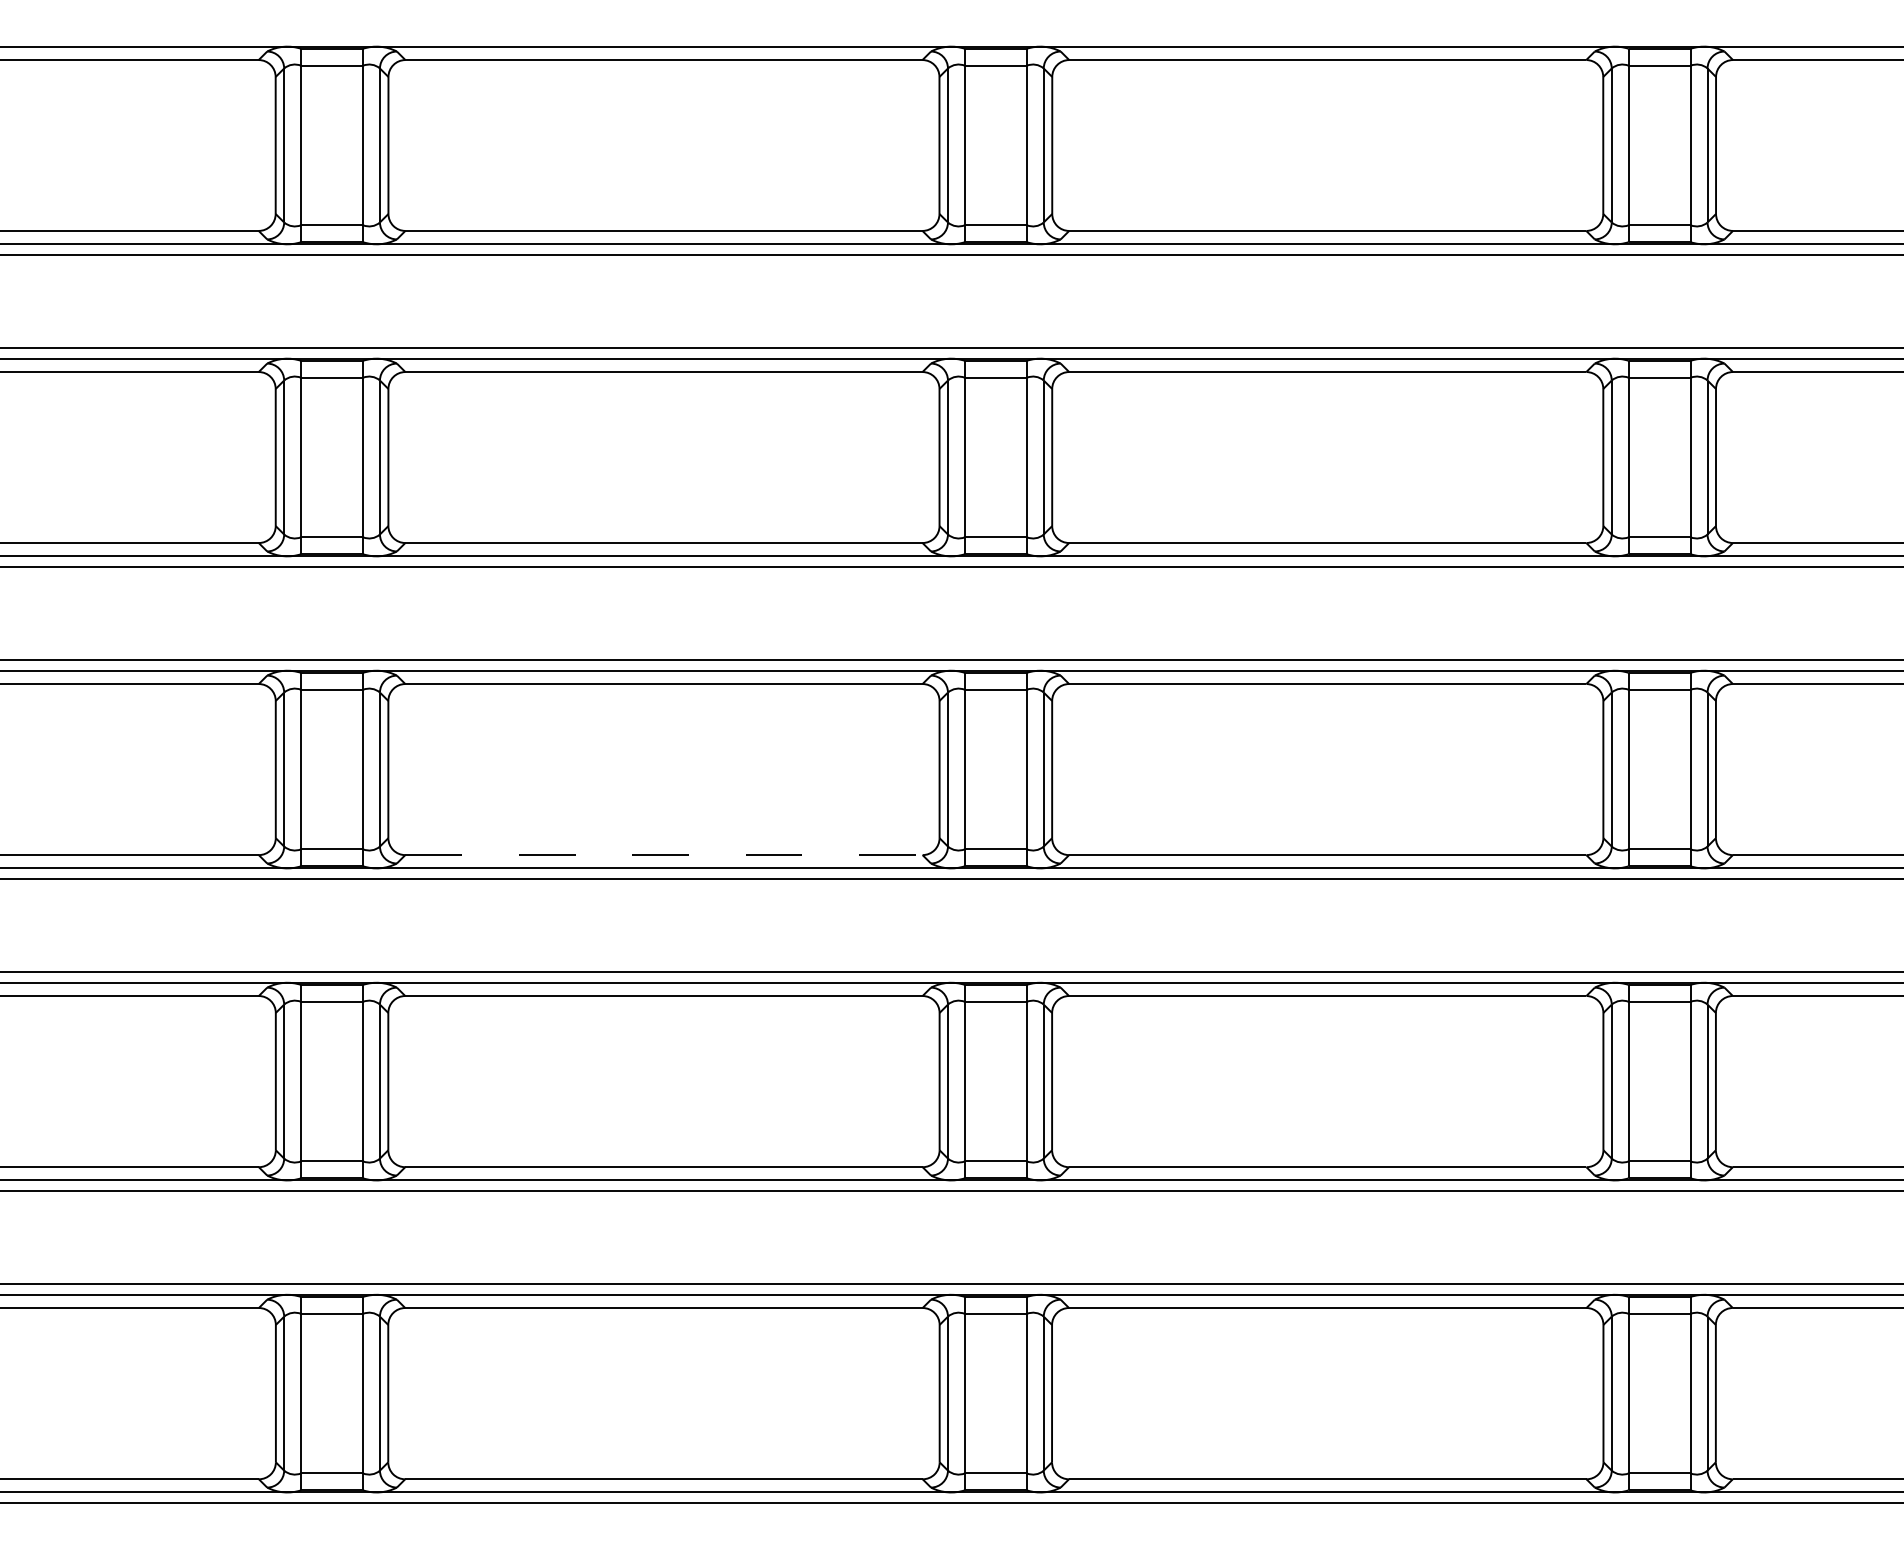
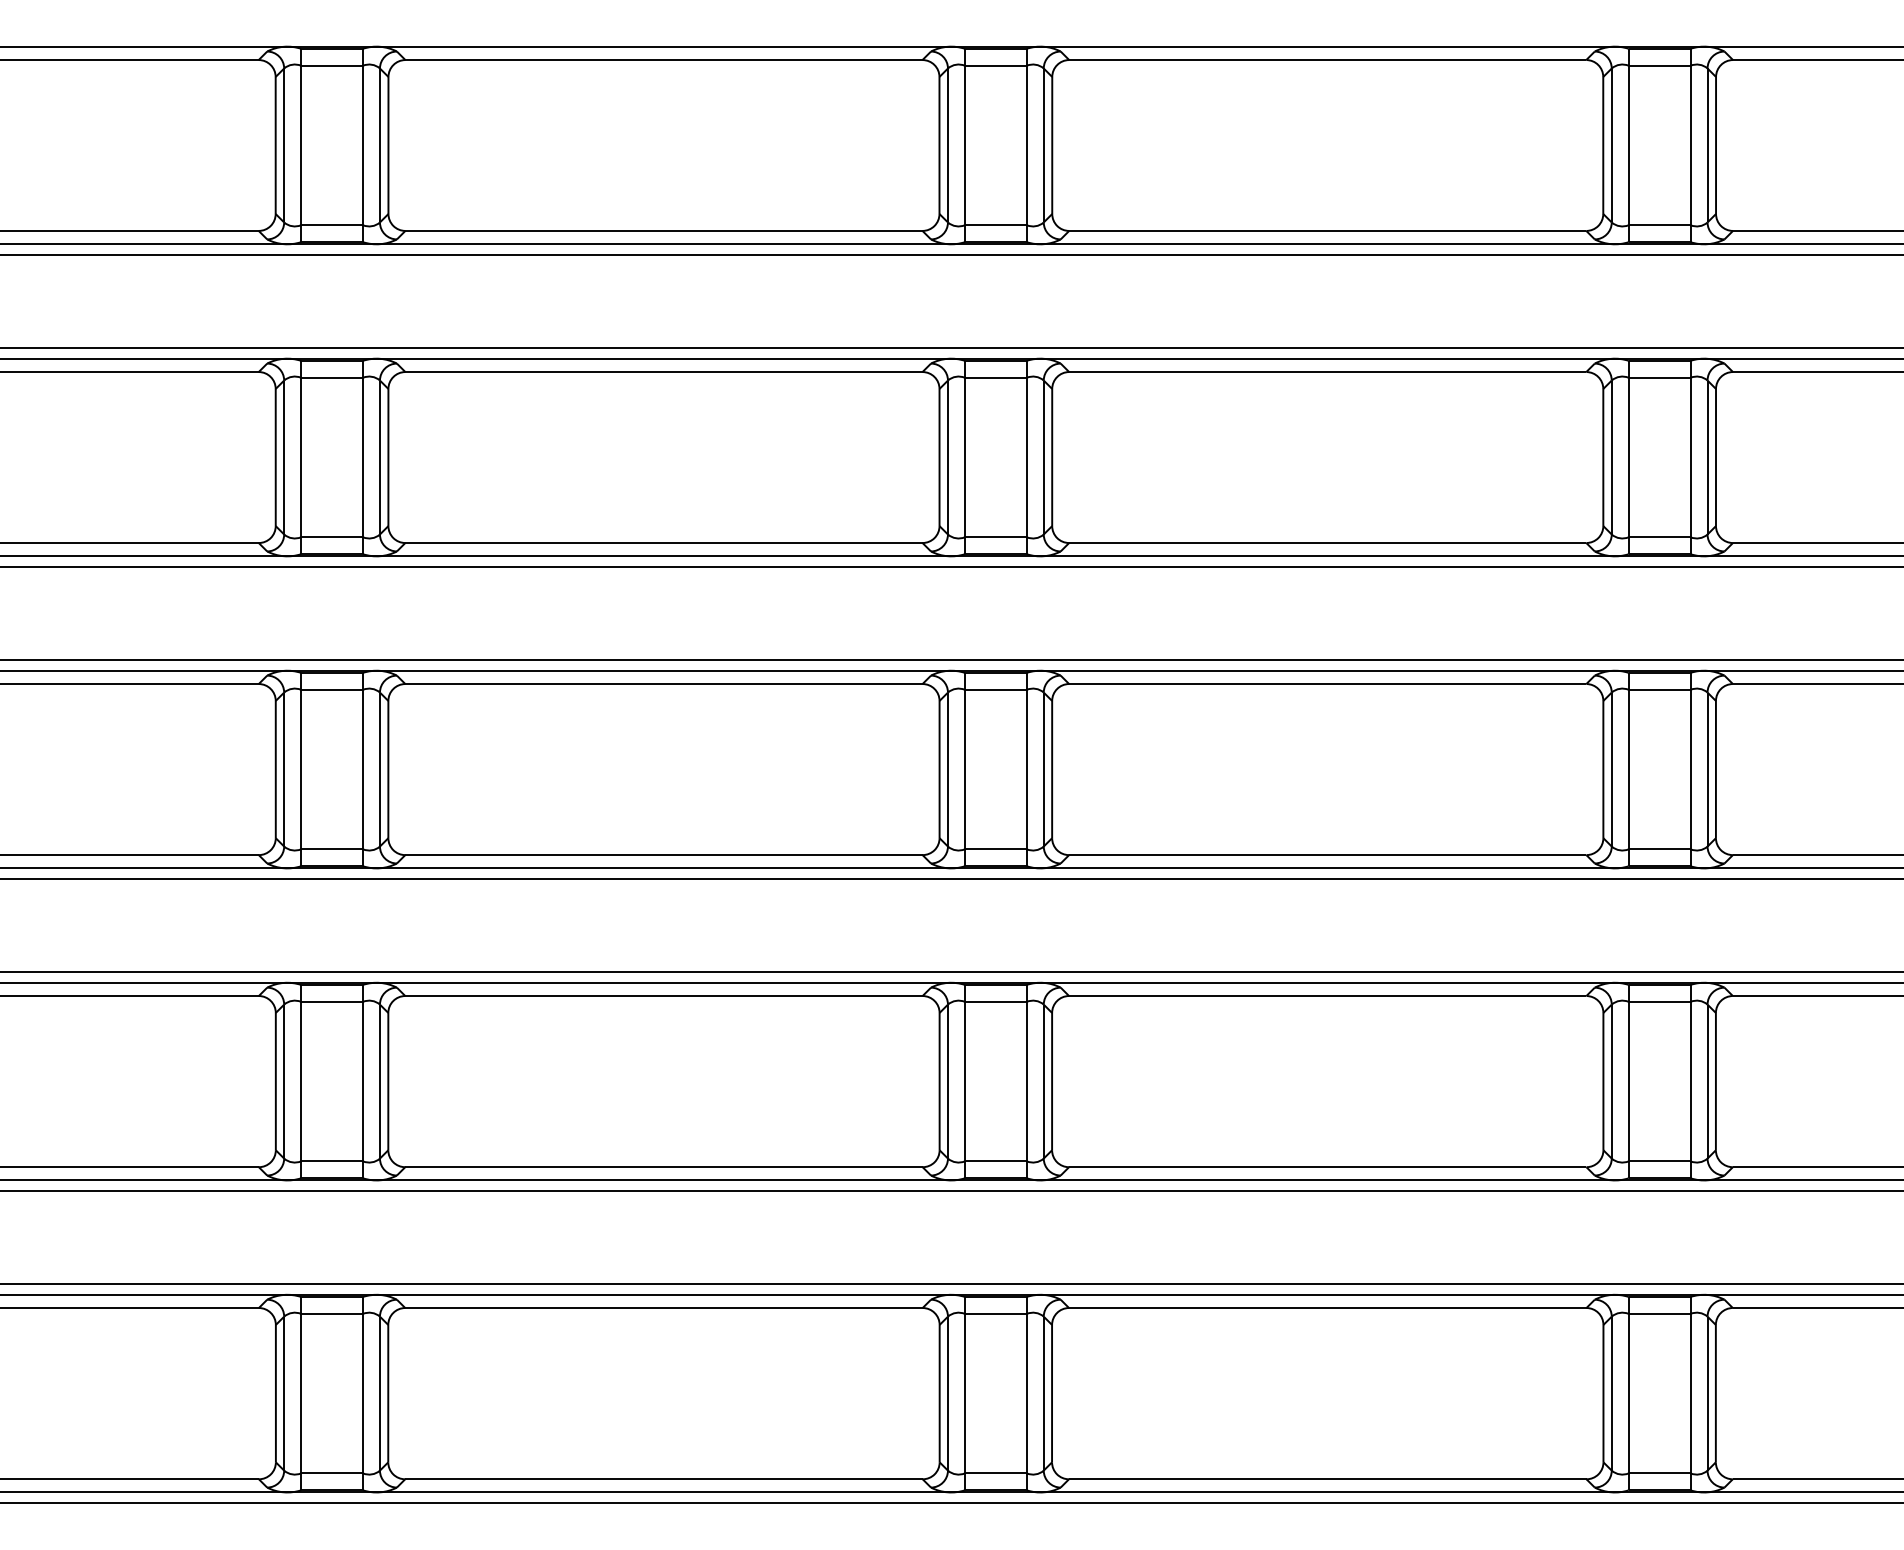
line: dashed -> solid (663, 855)
